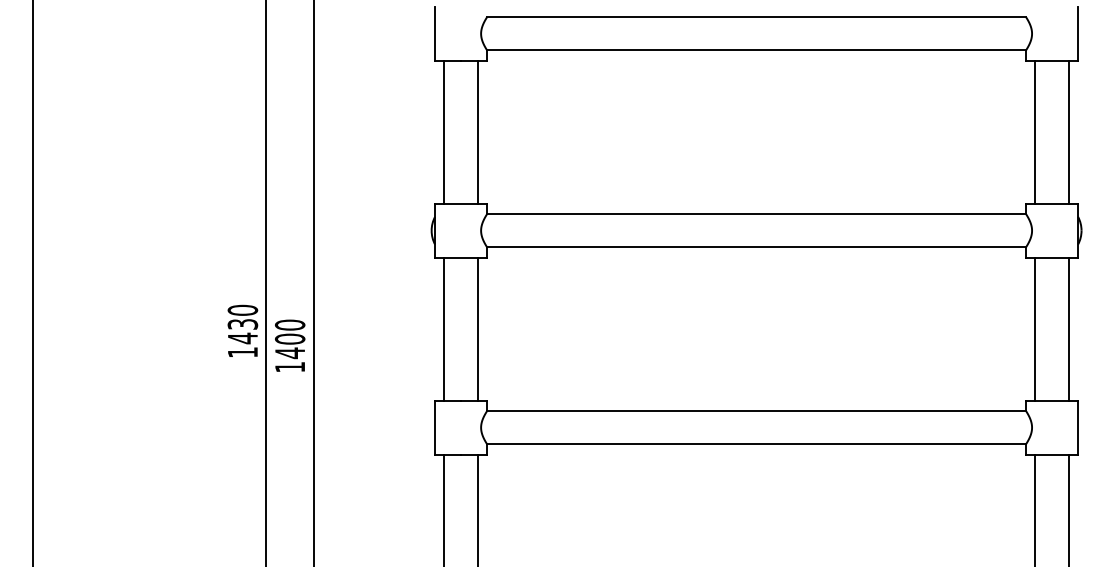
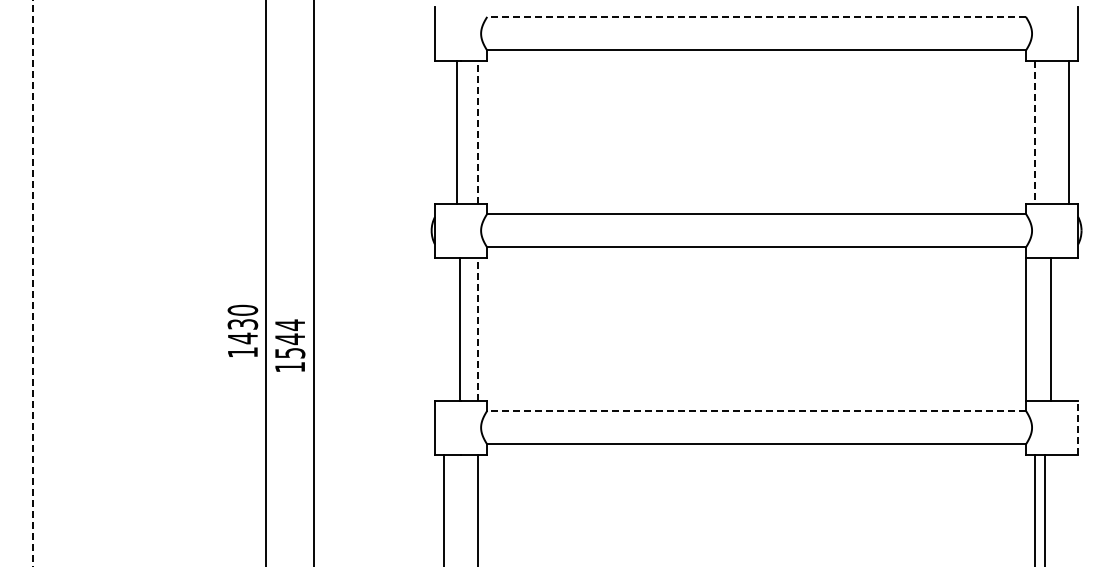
line: solid -> dashed (756, 17)
line position: (444, 131) -> (457, 131) (457, 131)
line: solid -> dashed (477, 131)
line: solid -> dashed (1035, 132)
line: solid -> dashed (33, 283)
line position: (444, 328) -> (460, 328) (460, 328)
line: solid -> dashed (477, 328)
line position: (1035, 328) -> (1026, 328) (1026, 328)
line position: (1068, 328) -> (1050, 328) (1050, 328)
text: 1400 -> 1544 (289, 339)
line: solid -> dashed (756, 410)
line: solid -> dashed (1078, 427)
line position: (1068, 508) -> (1044, 508) (1044, 508)
